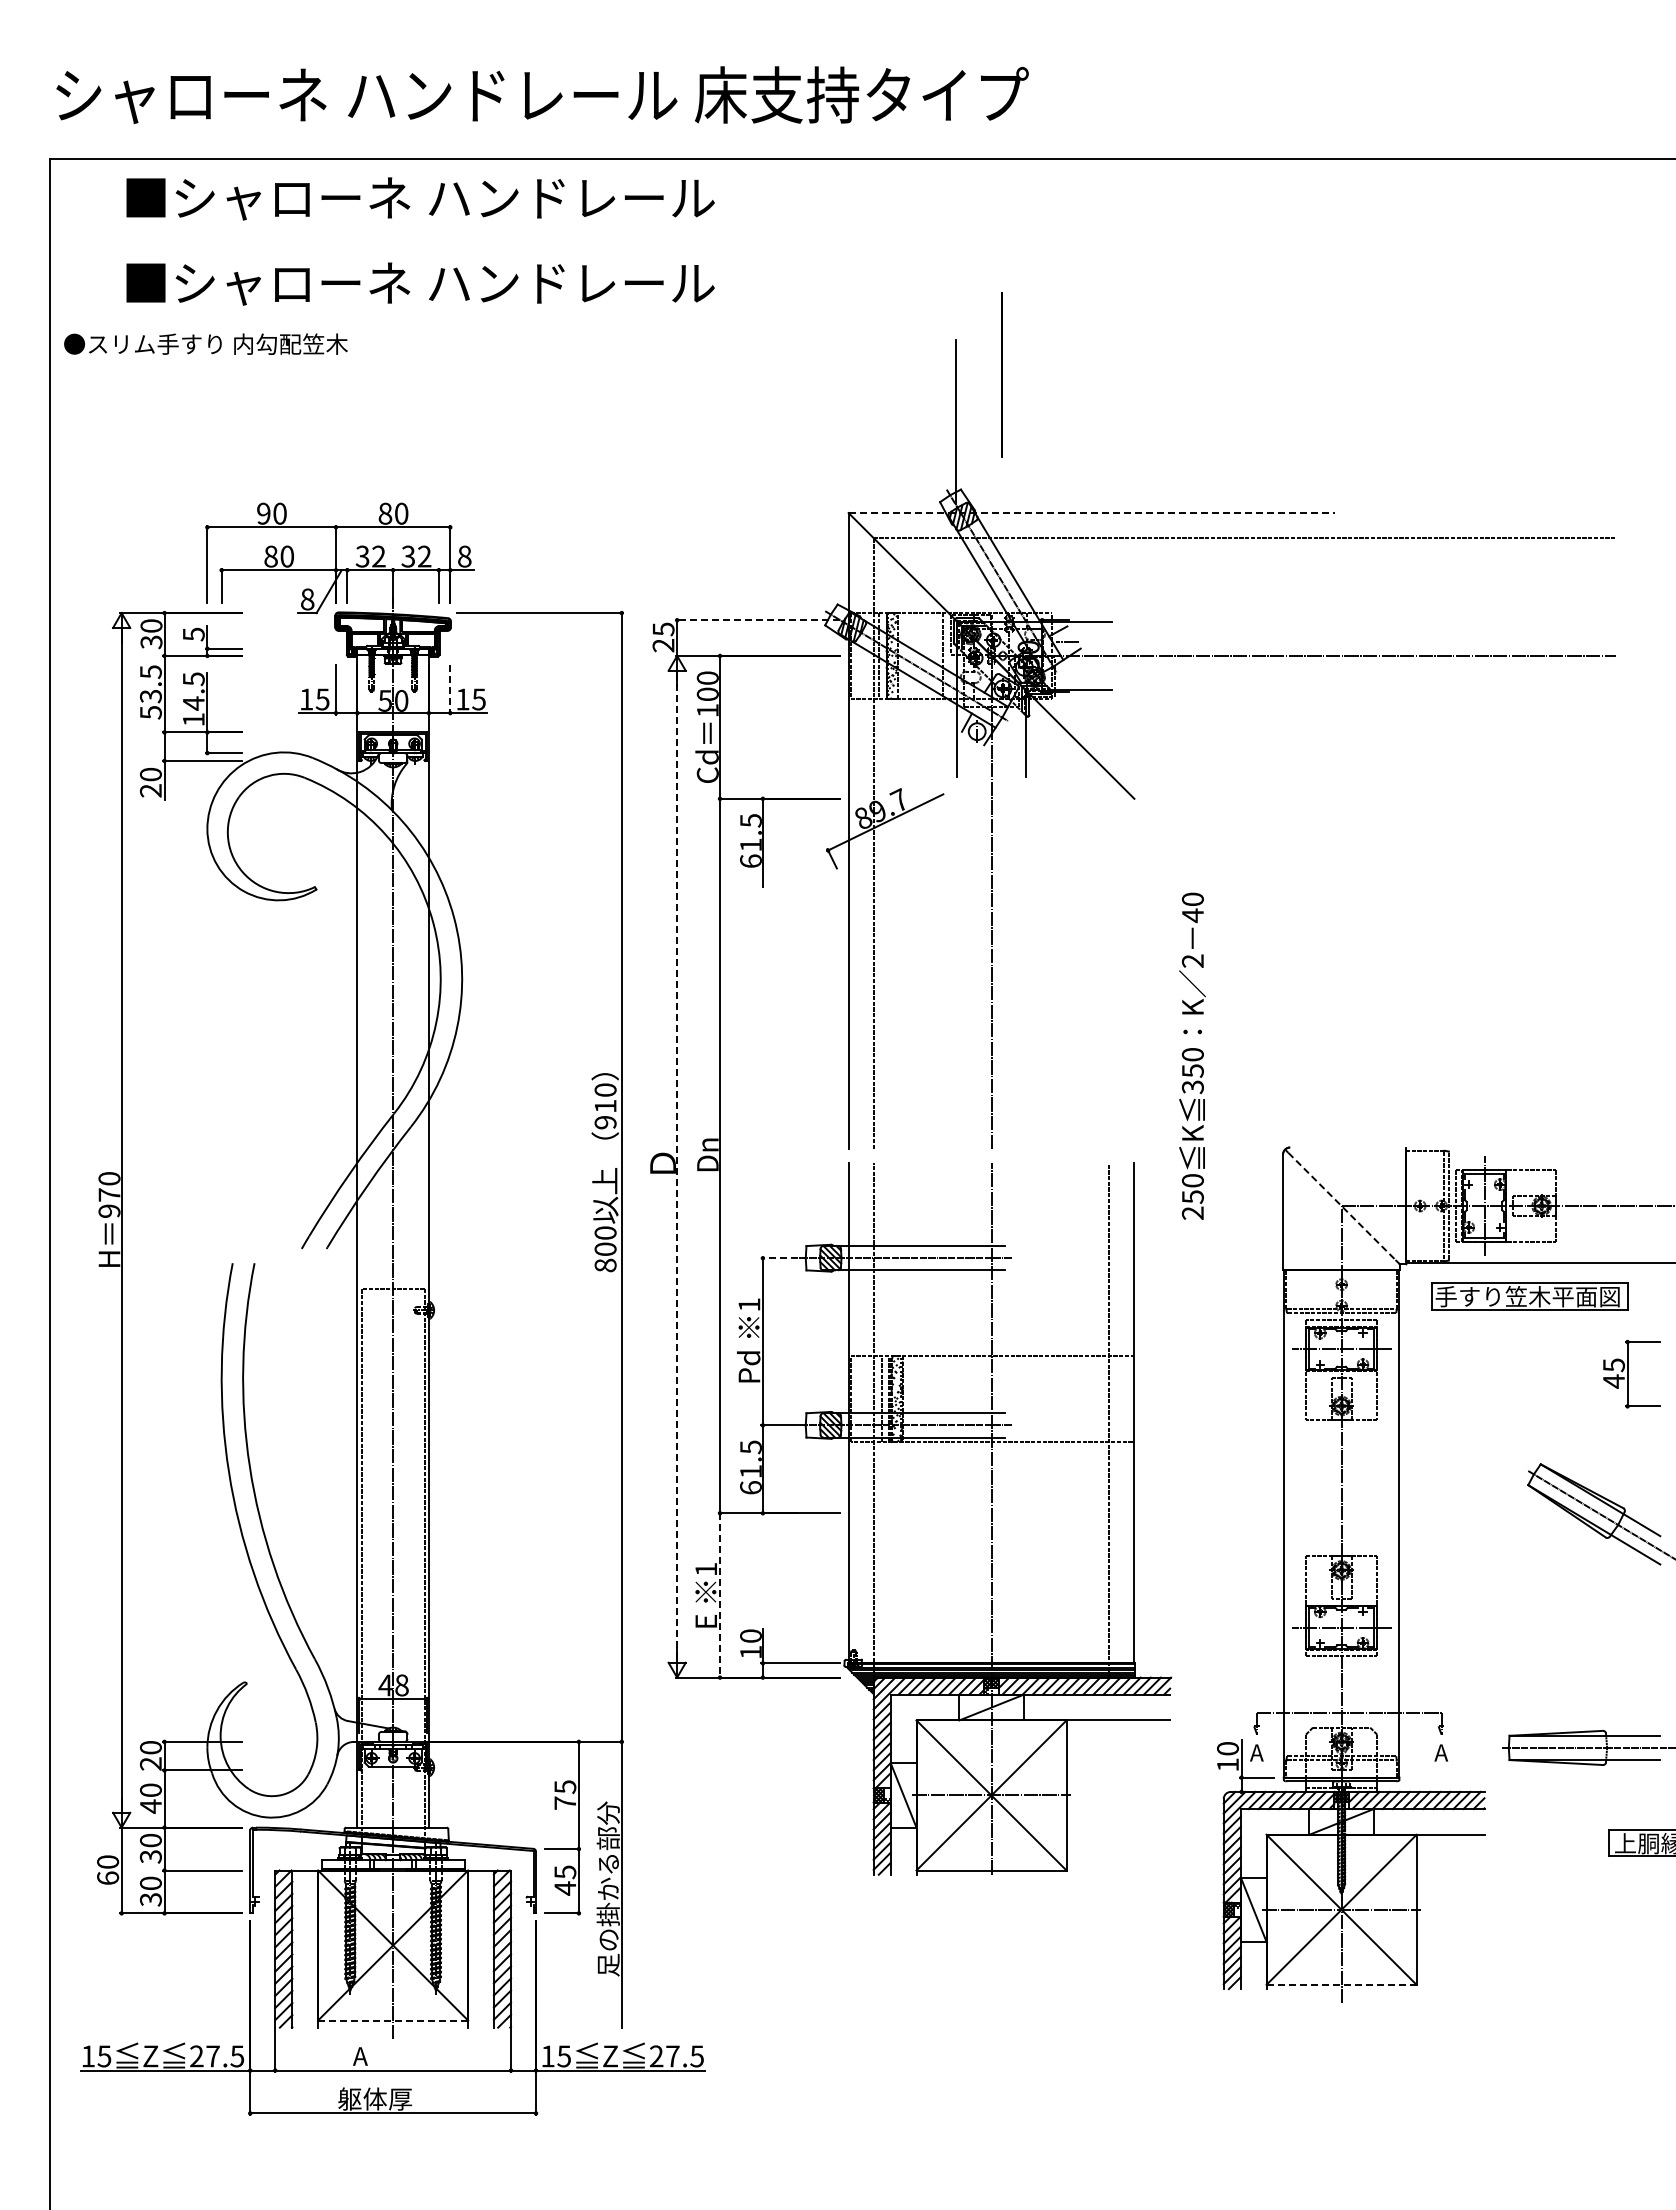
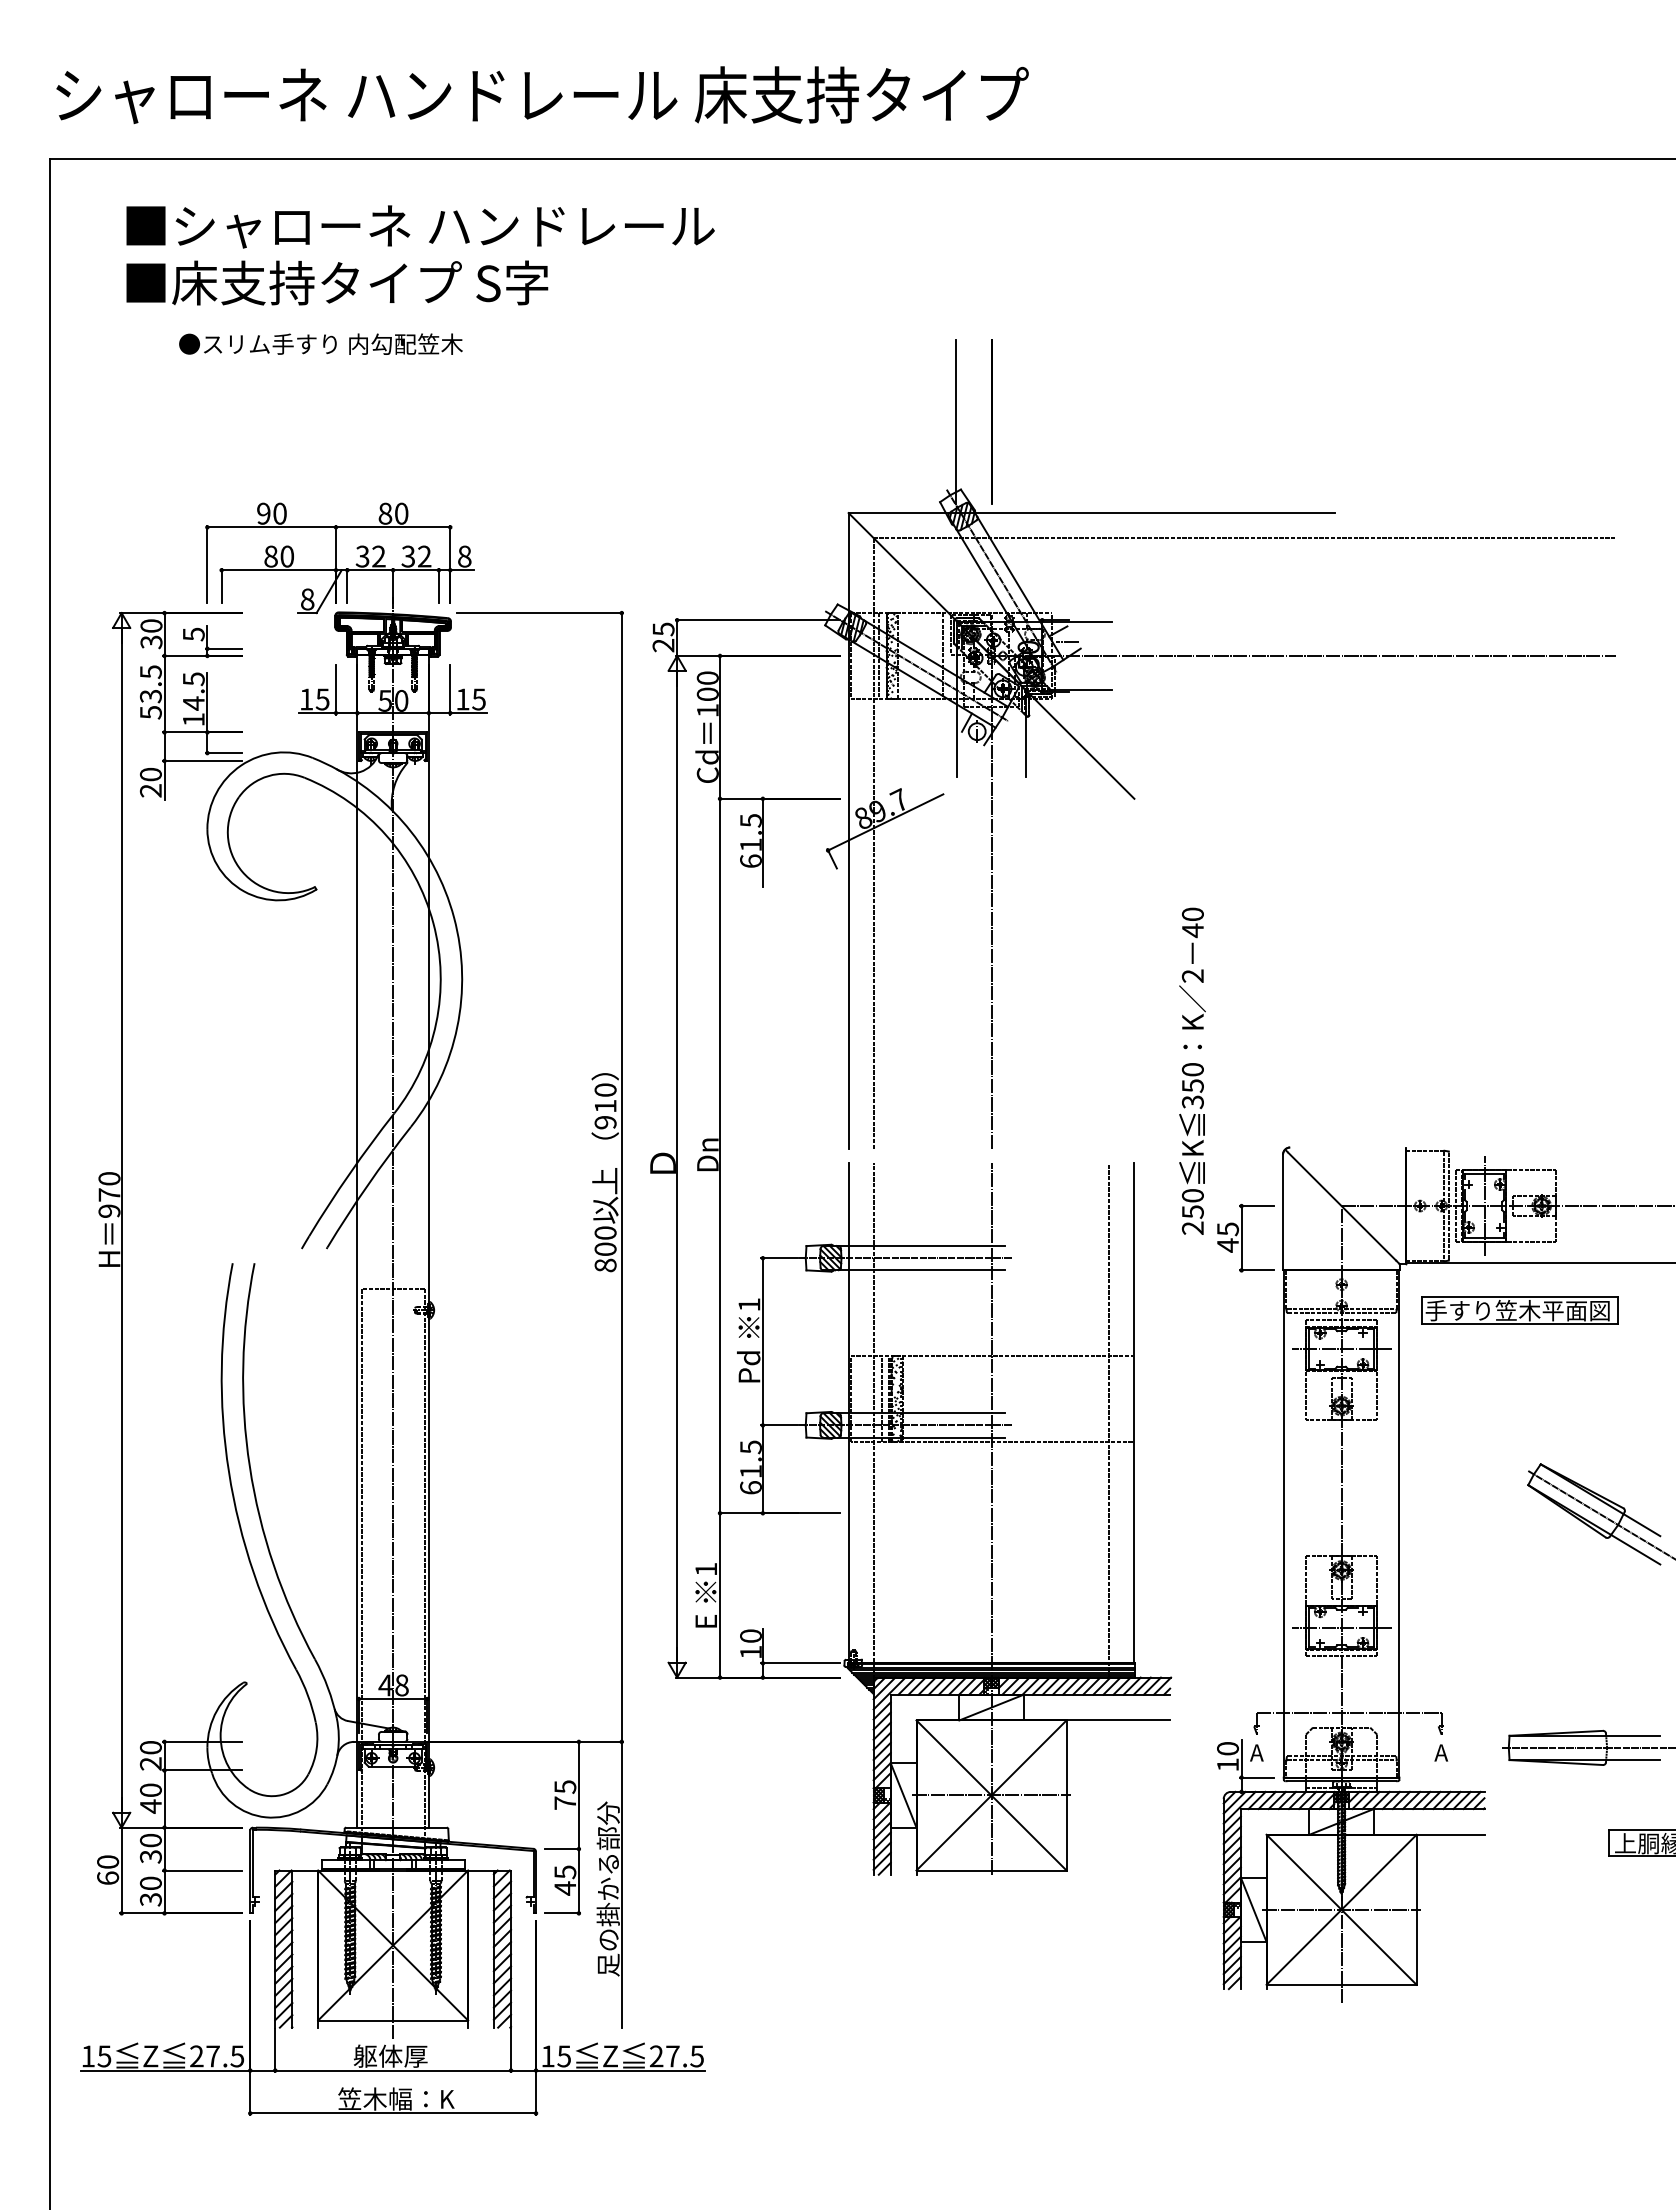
text position: (420, 198) -> (420, 226) (420, 226)
text: ■シャローネ ハンドレール -> ■床支持タイプ S字 (443, 282)
text position: (205, 343) -> (320, 343) (320, 343)
line position: (1001, 374) -> (991, 421) (991, 421)
line: dashed -> solid (1092, 513)
line: dashed -> solid (757, 620)
line: dashed -> solid (450, 690)
text position: (1192, 1055) -> (1192, 1070) (1192, 1070)
line: dashed -> solid (677, 1166)
line: dashed -> solid (1342, 1207)
line: dashed -> solid (779, 1258)
part position: (1529, 1296) -> (1519, 1310) (1519, 1310)
part position: (1631, 1374) -> (1245, 1238) (1245, 1238)
line: dashed -> solid (720, 1595)
line: dashed -> solid (1342, 1984)
line: dashed -> solid (392, 2020)
text: A -> 躯体厚 (390, 2055)
text: 躯体厚 -> 笠木幅：K (396, 2098)
